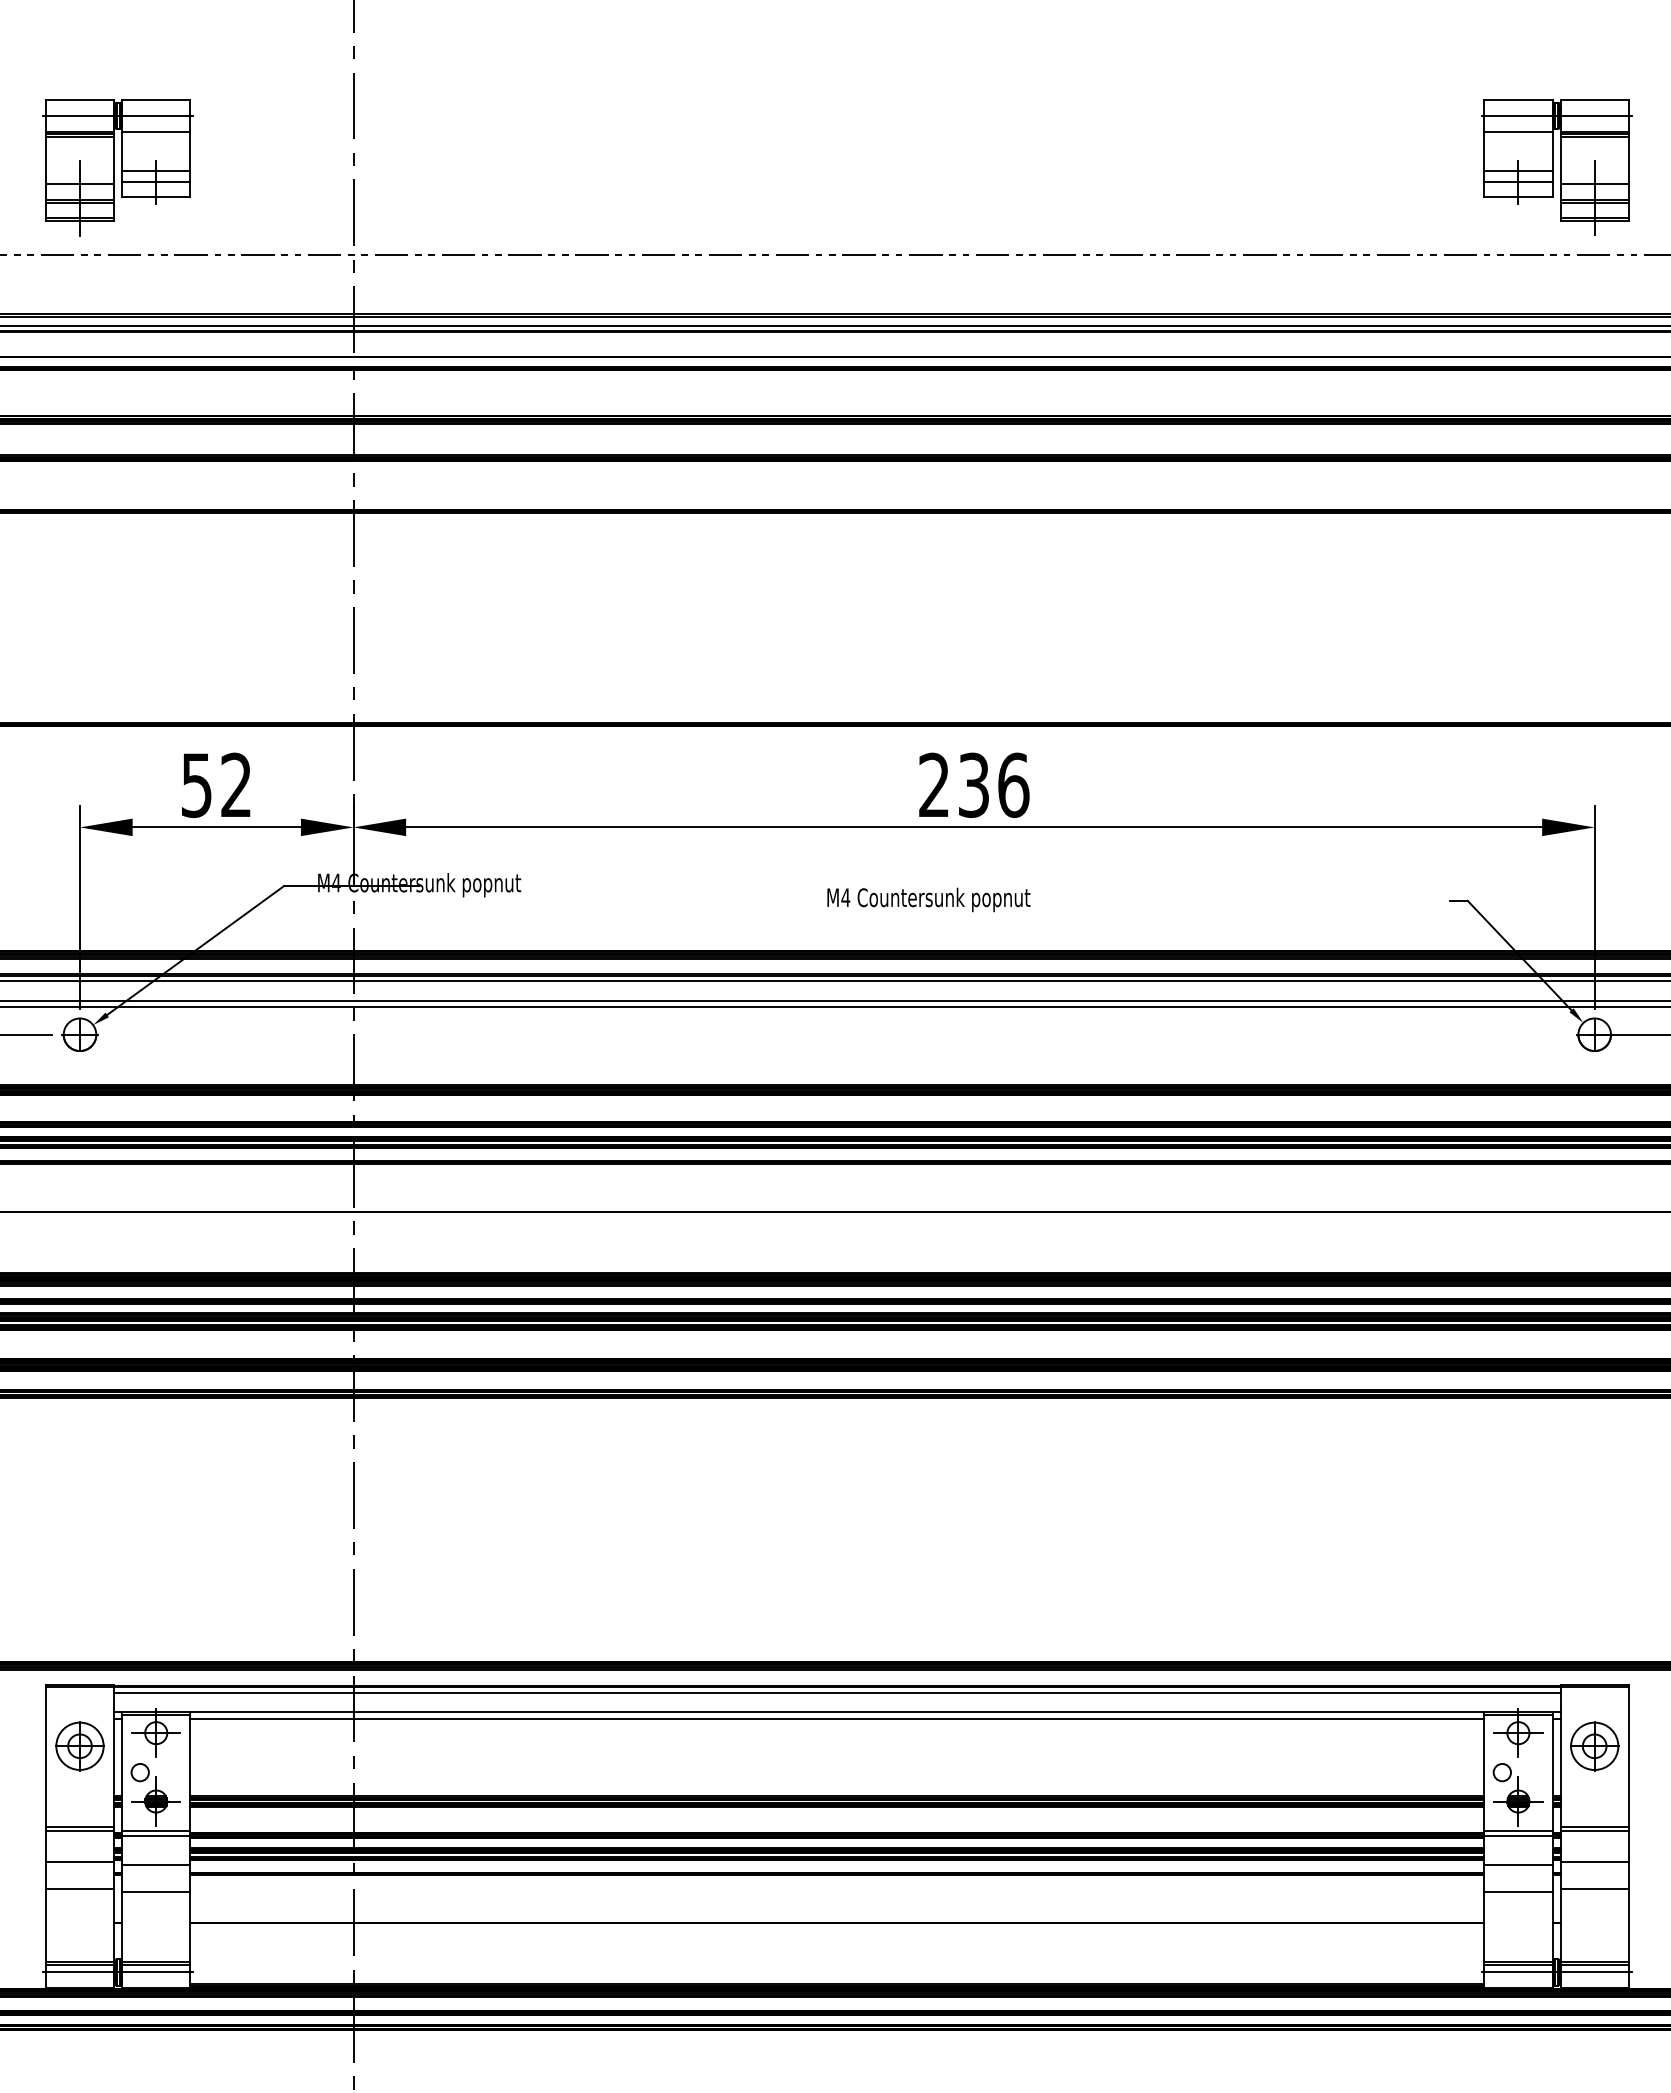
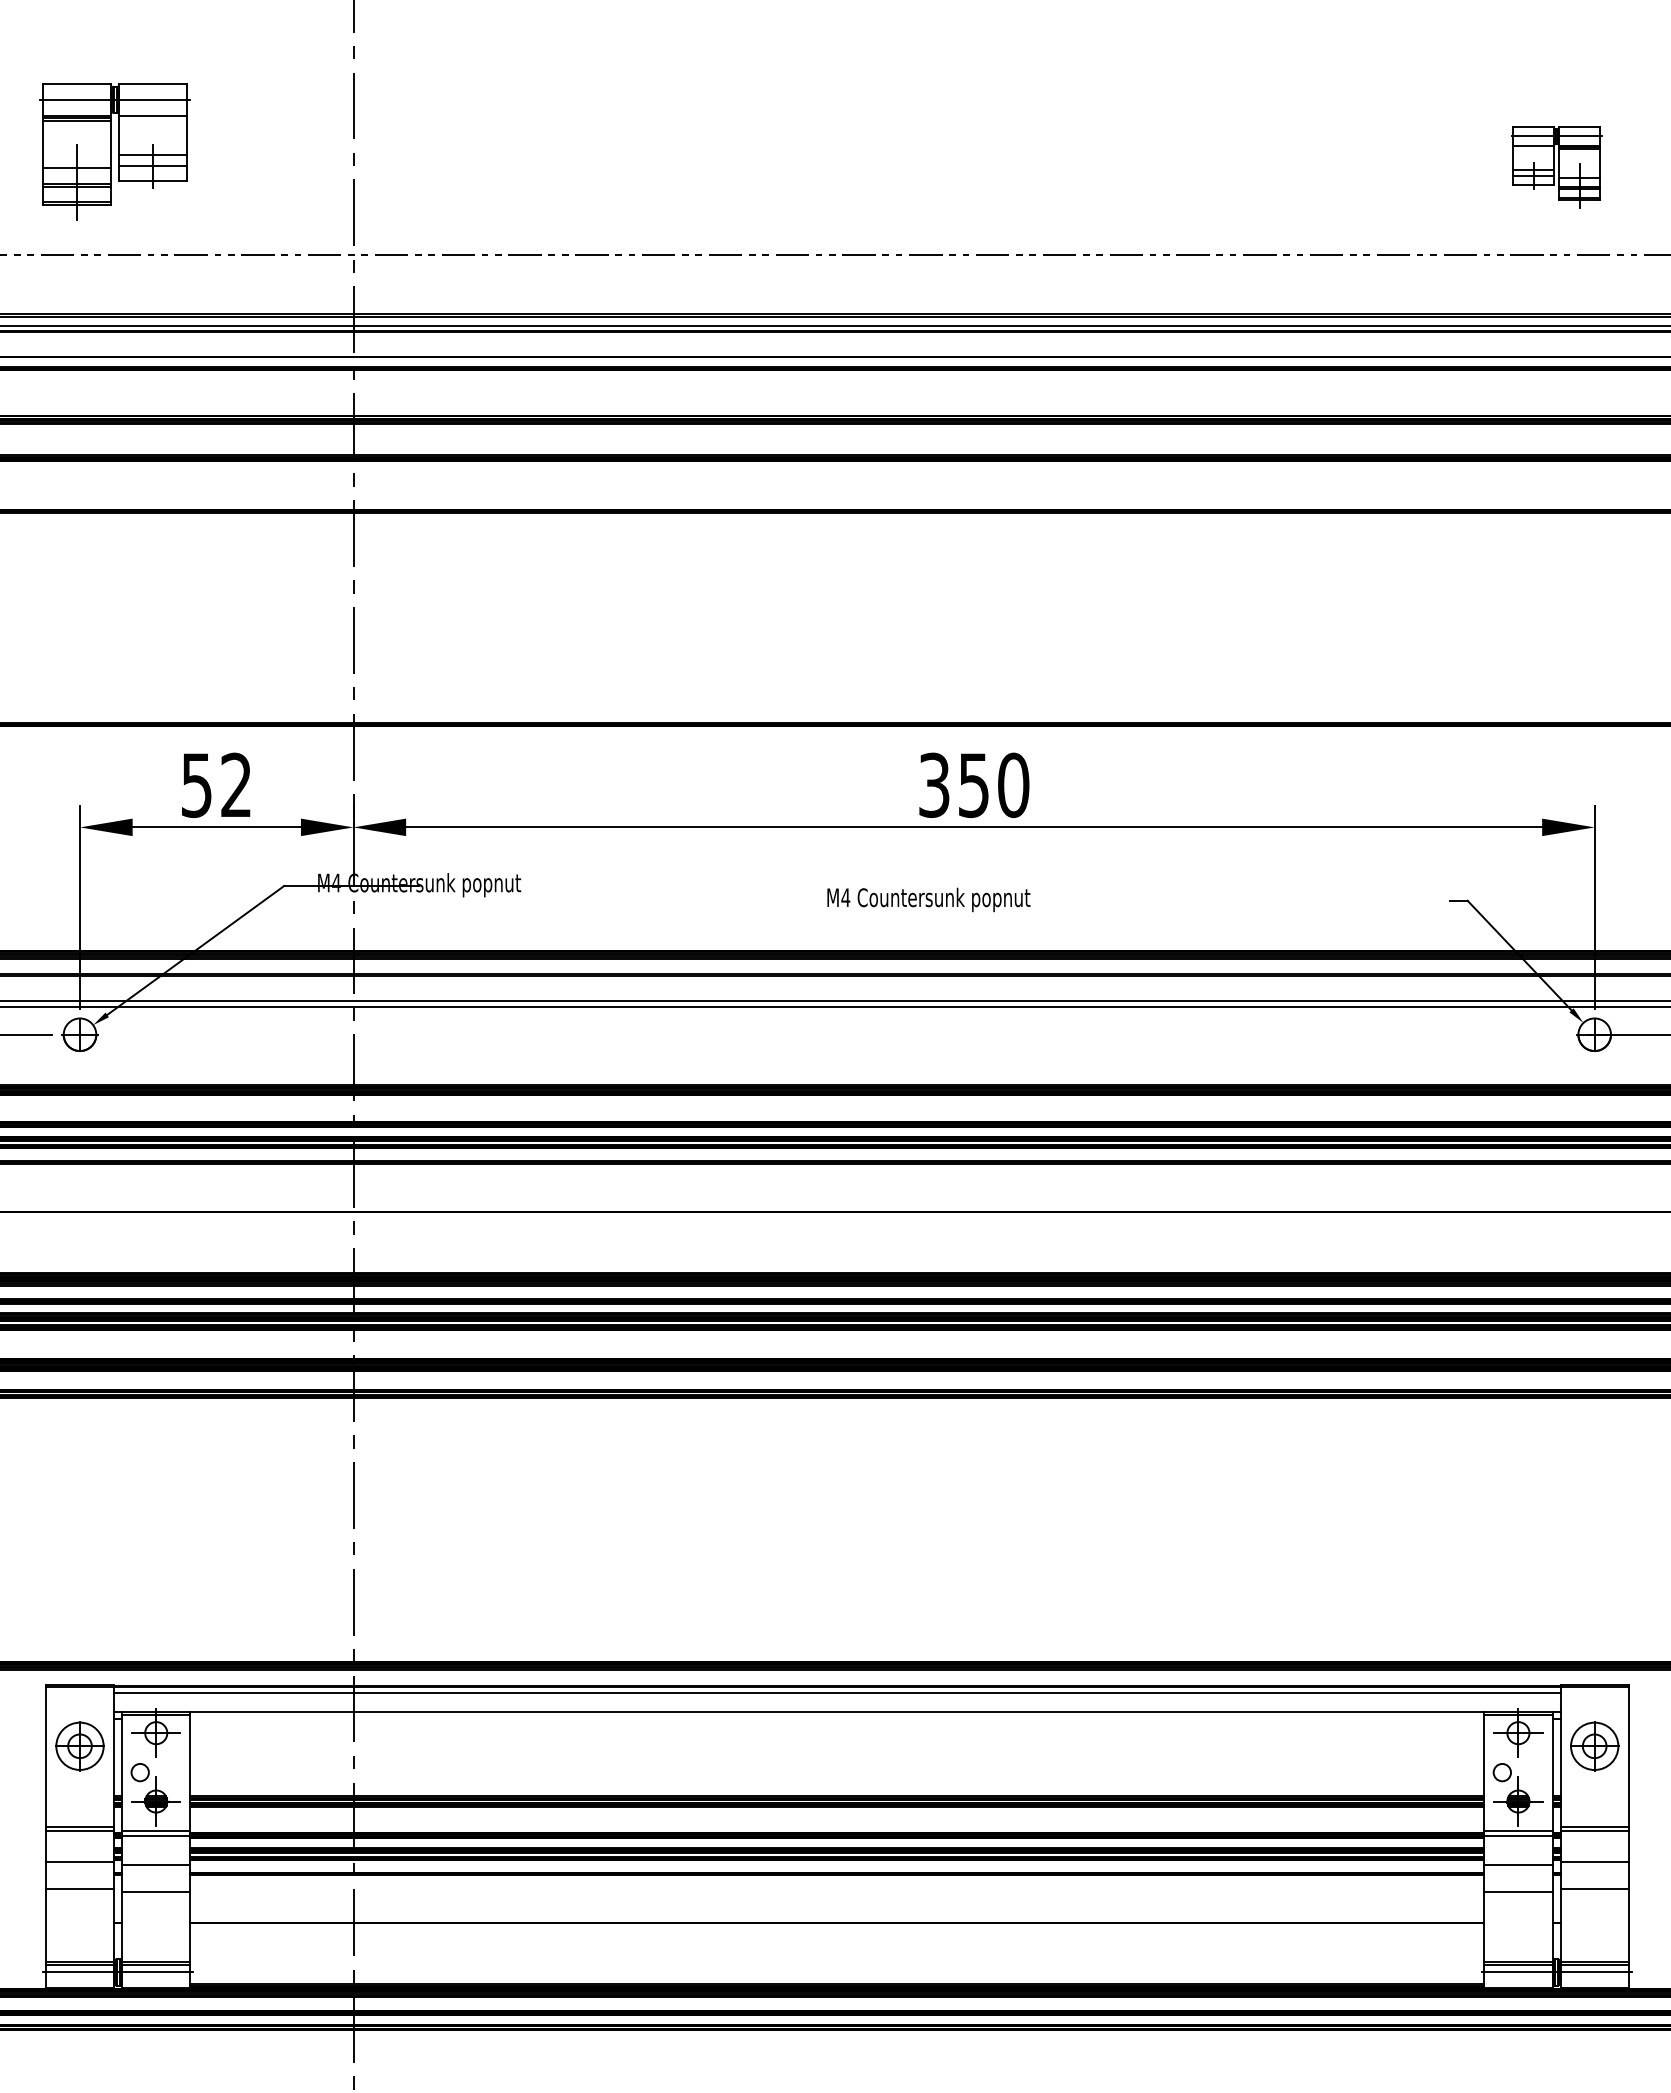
part position: (117, 167) -> (114, 151) (114, 151)
part size: 152x137 px -> 92x83 px (1556, 167)
text: 236 -> 350 (974, 785)
line: present -> none (834, 981)
line: present -> none (837, 1718)
